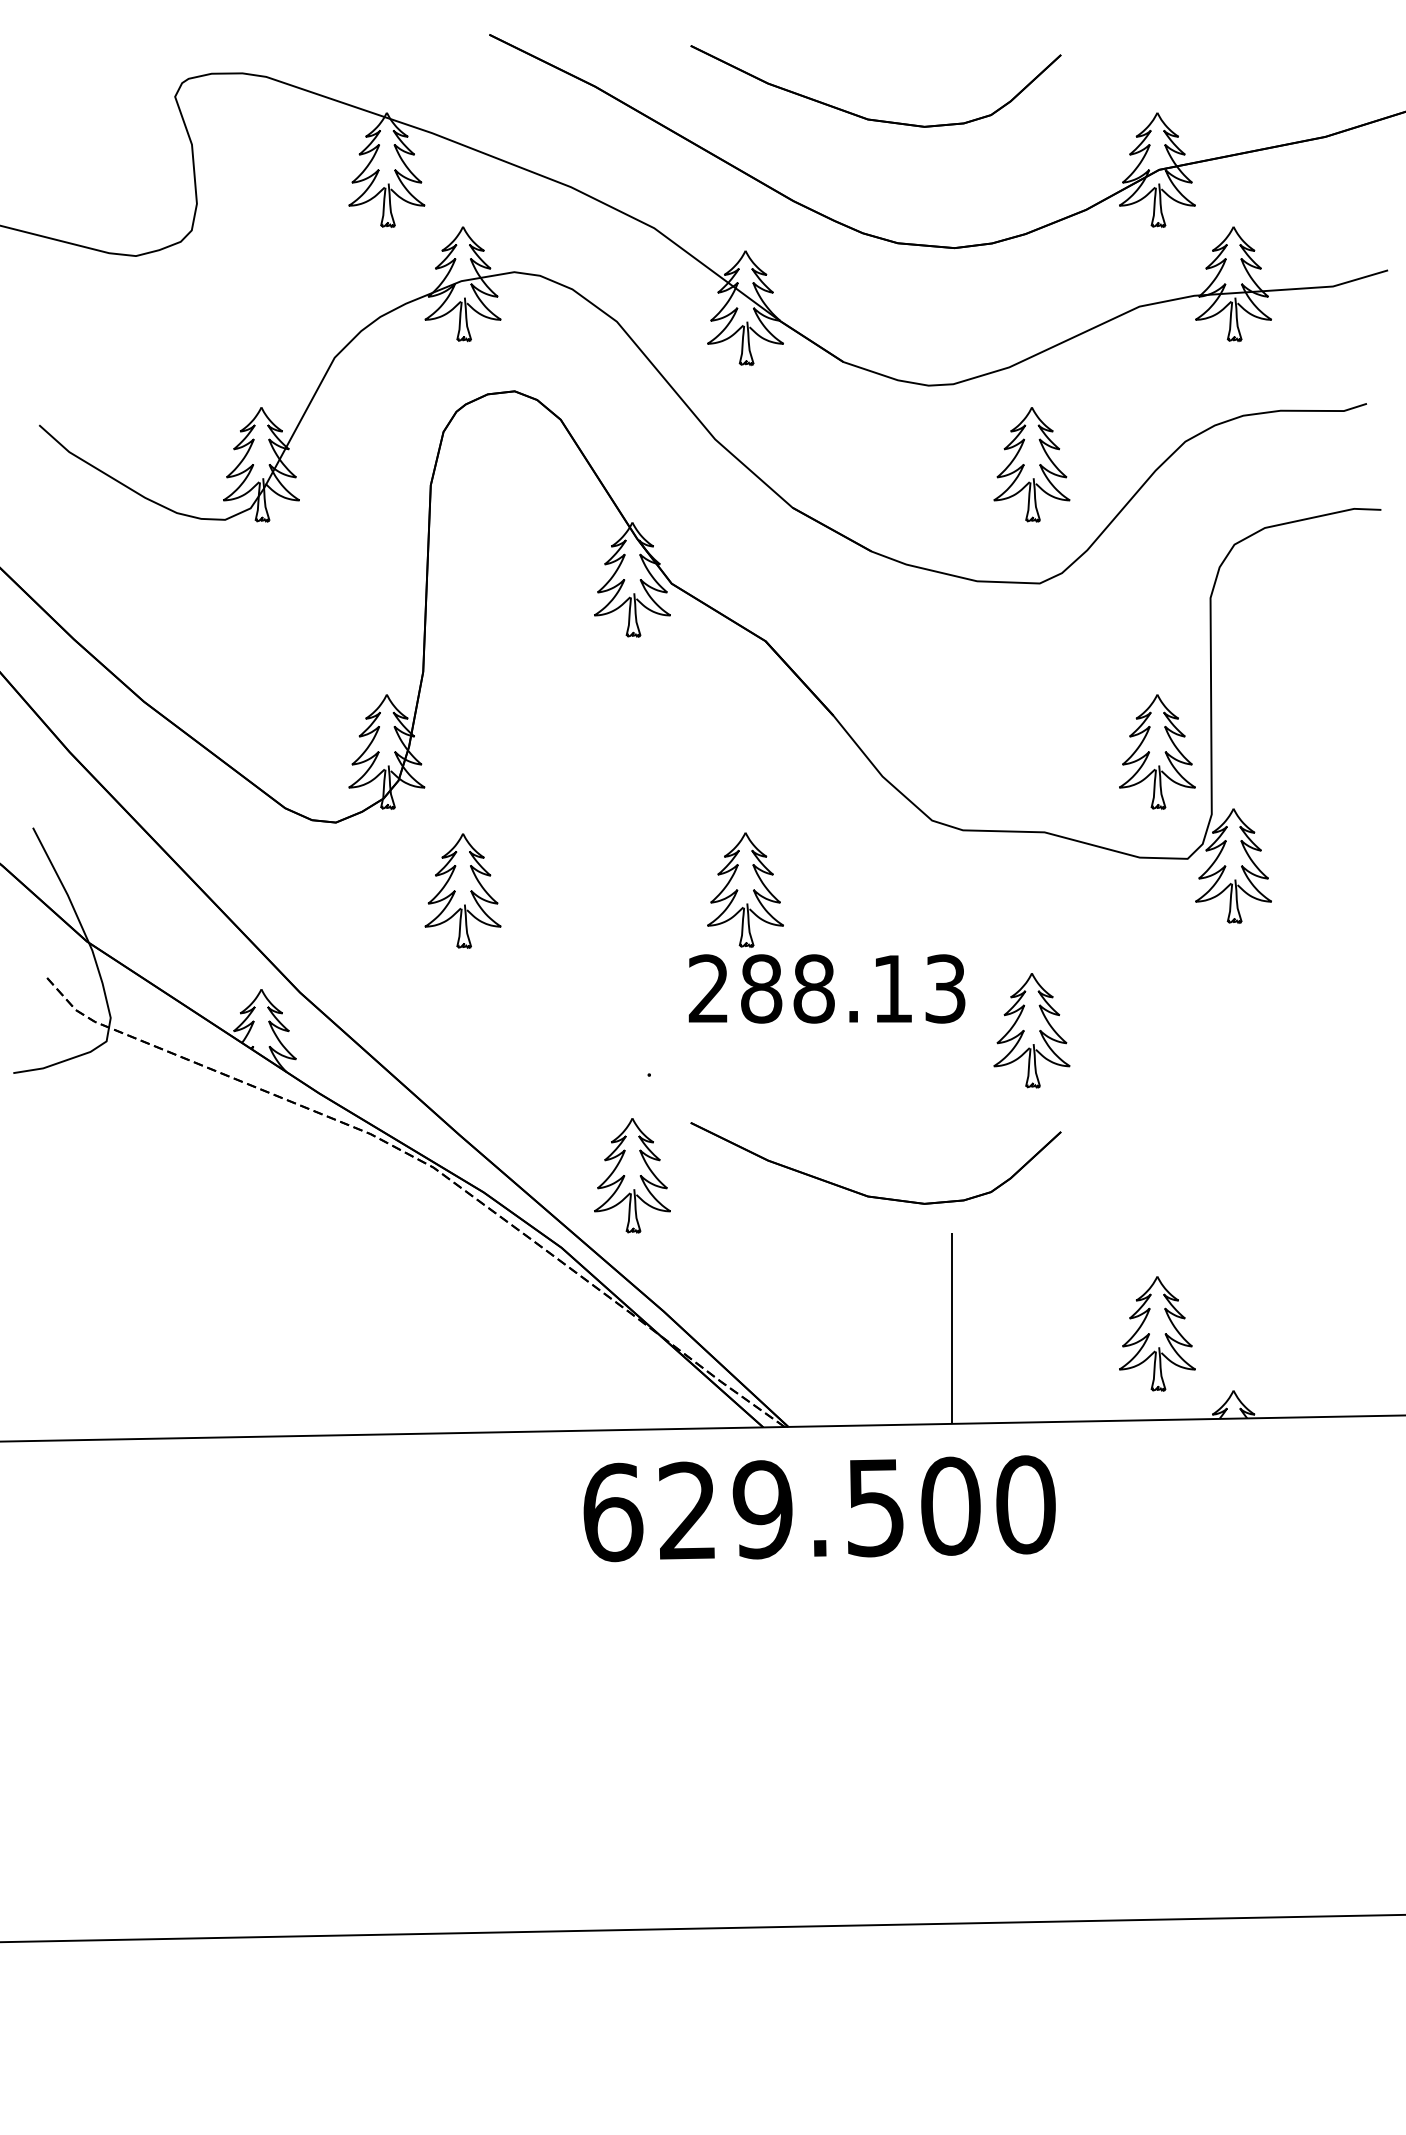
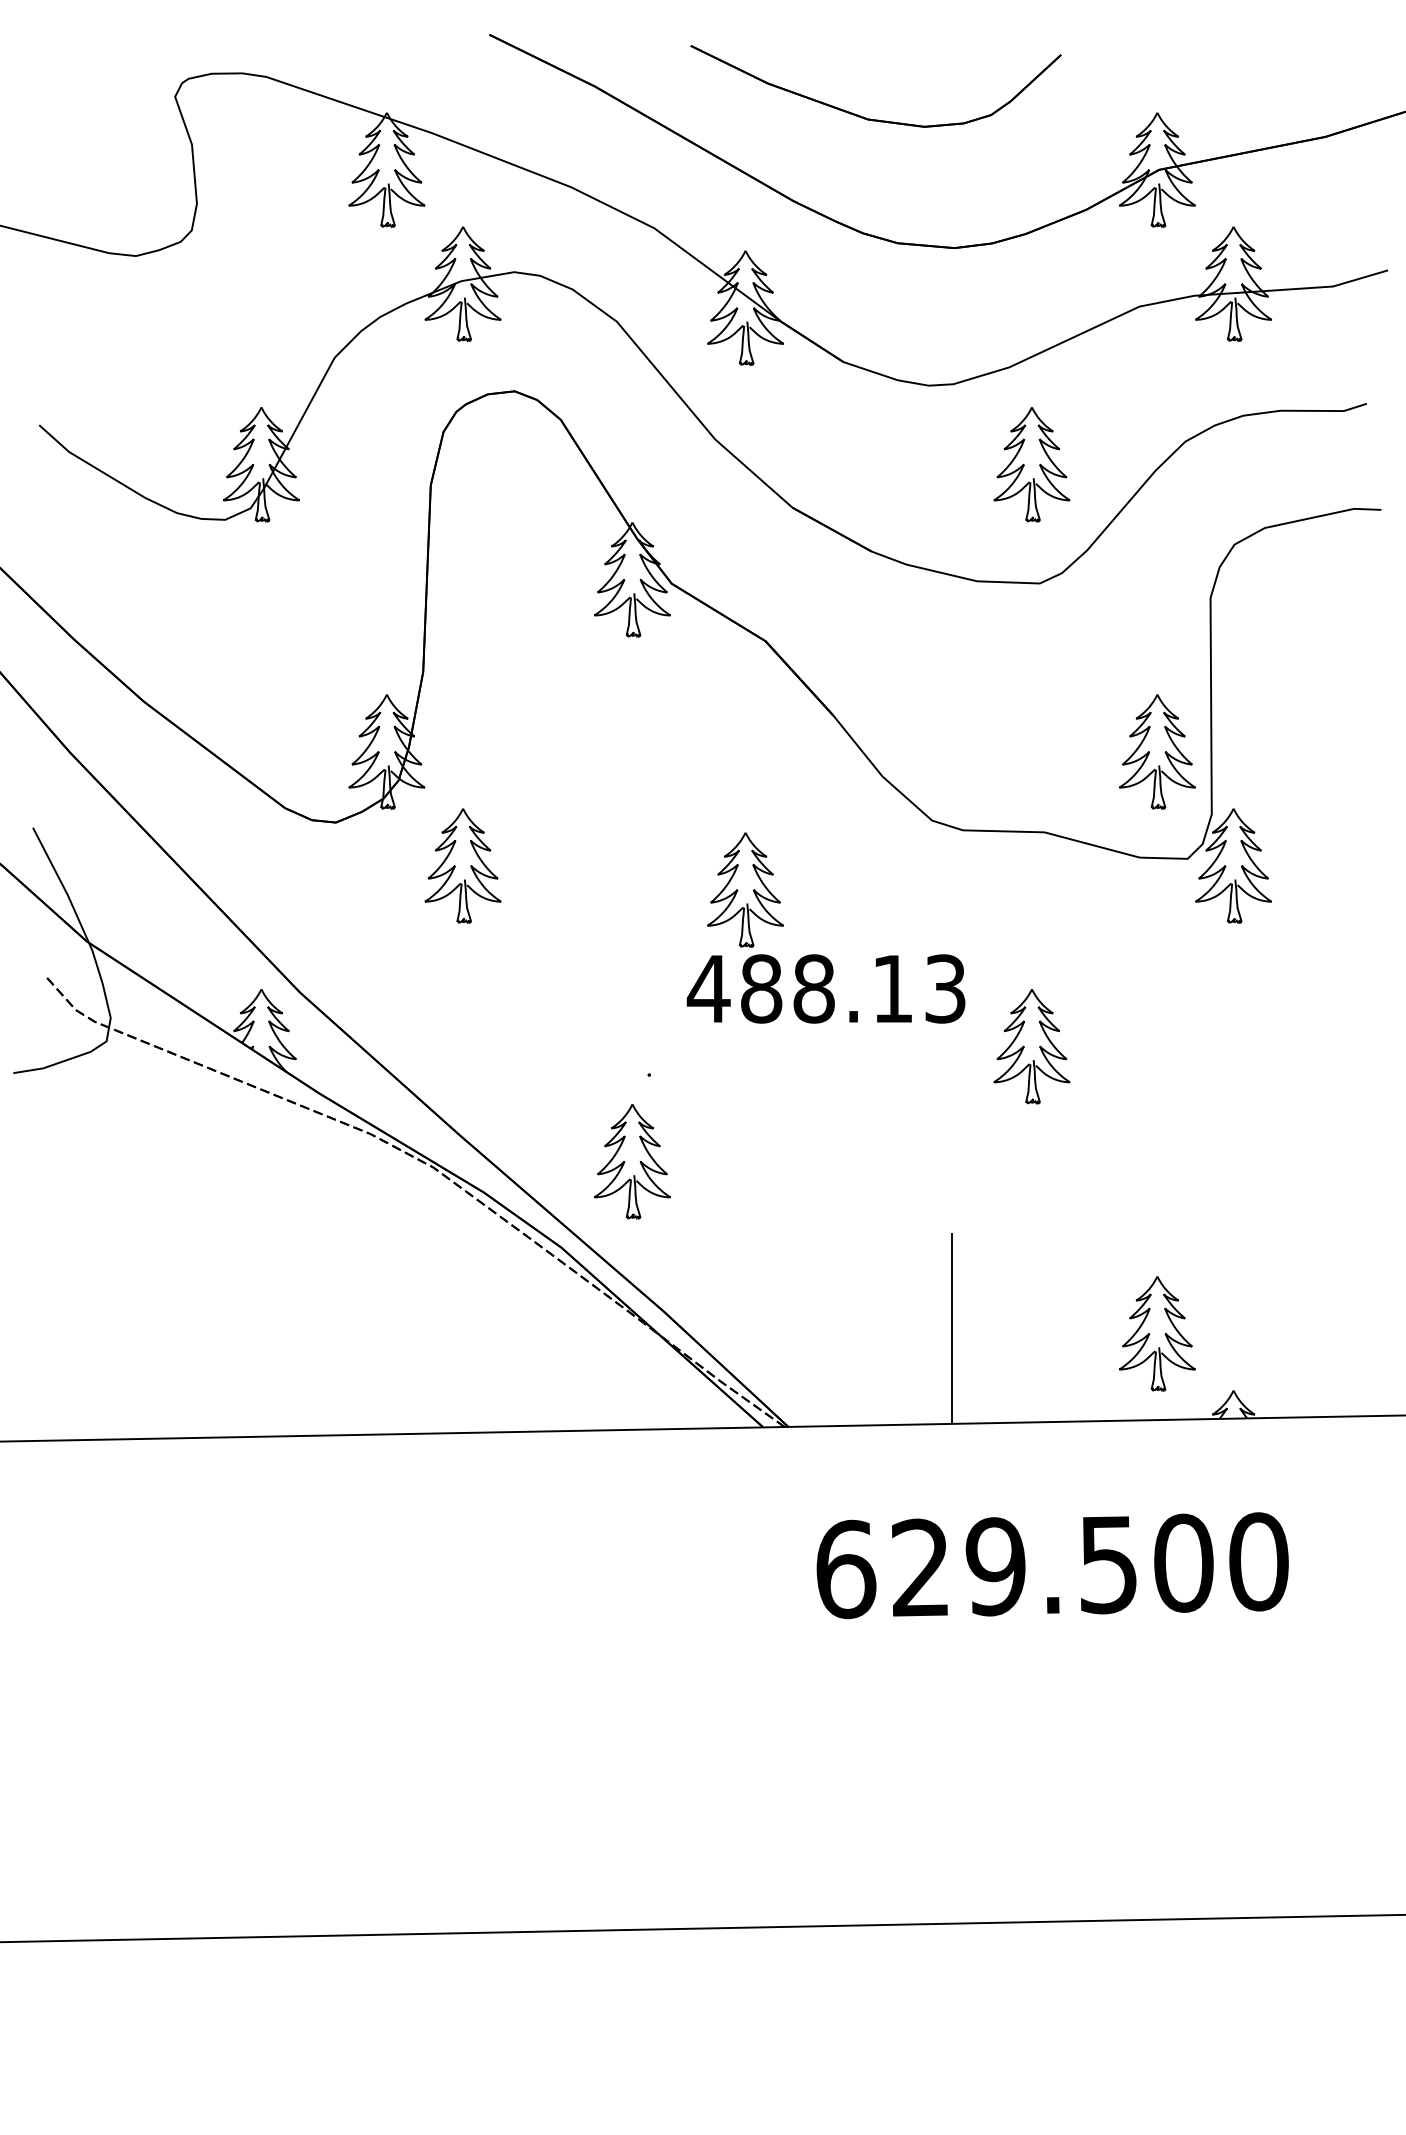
part position: (462, 890) -> (462, 865) (462, 865)
text: 288.13 -> 488.13 (708, 988)
part position: (1031, 1030) -> (1031, 1046) (1031, 1046)
part position: (632, 1175) -> (632, 1161) (632, 1161)
part: present -> none (866, 1194)
text position: (819, 1508) -> (1052, 1565) (1052, 1565)
